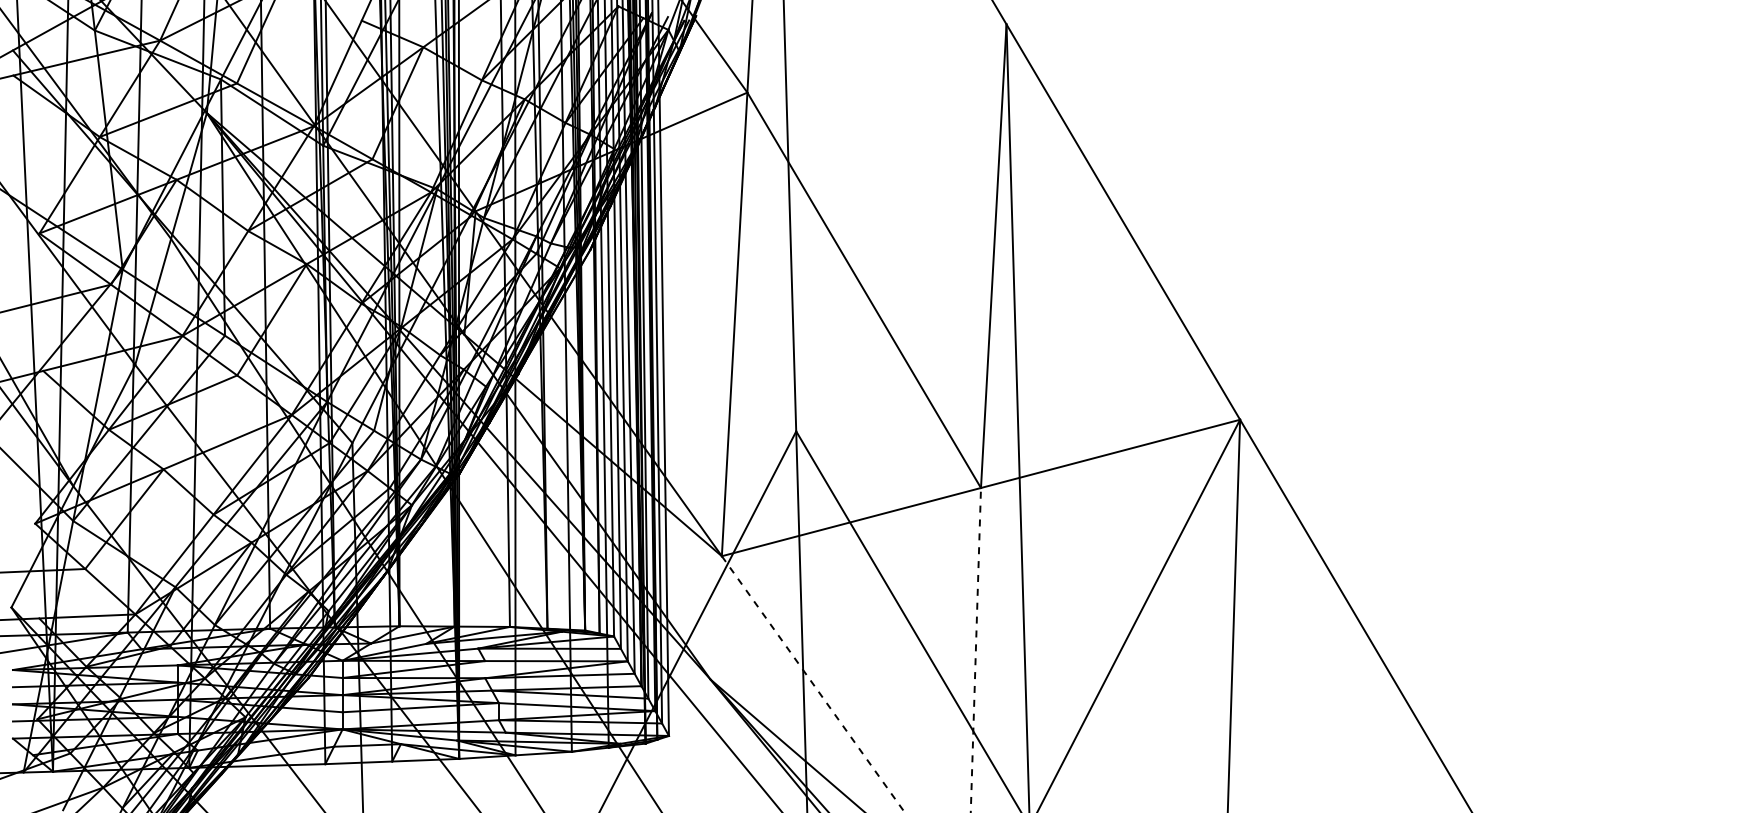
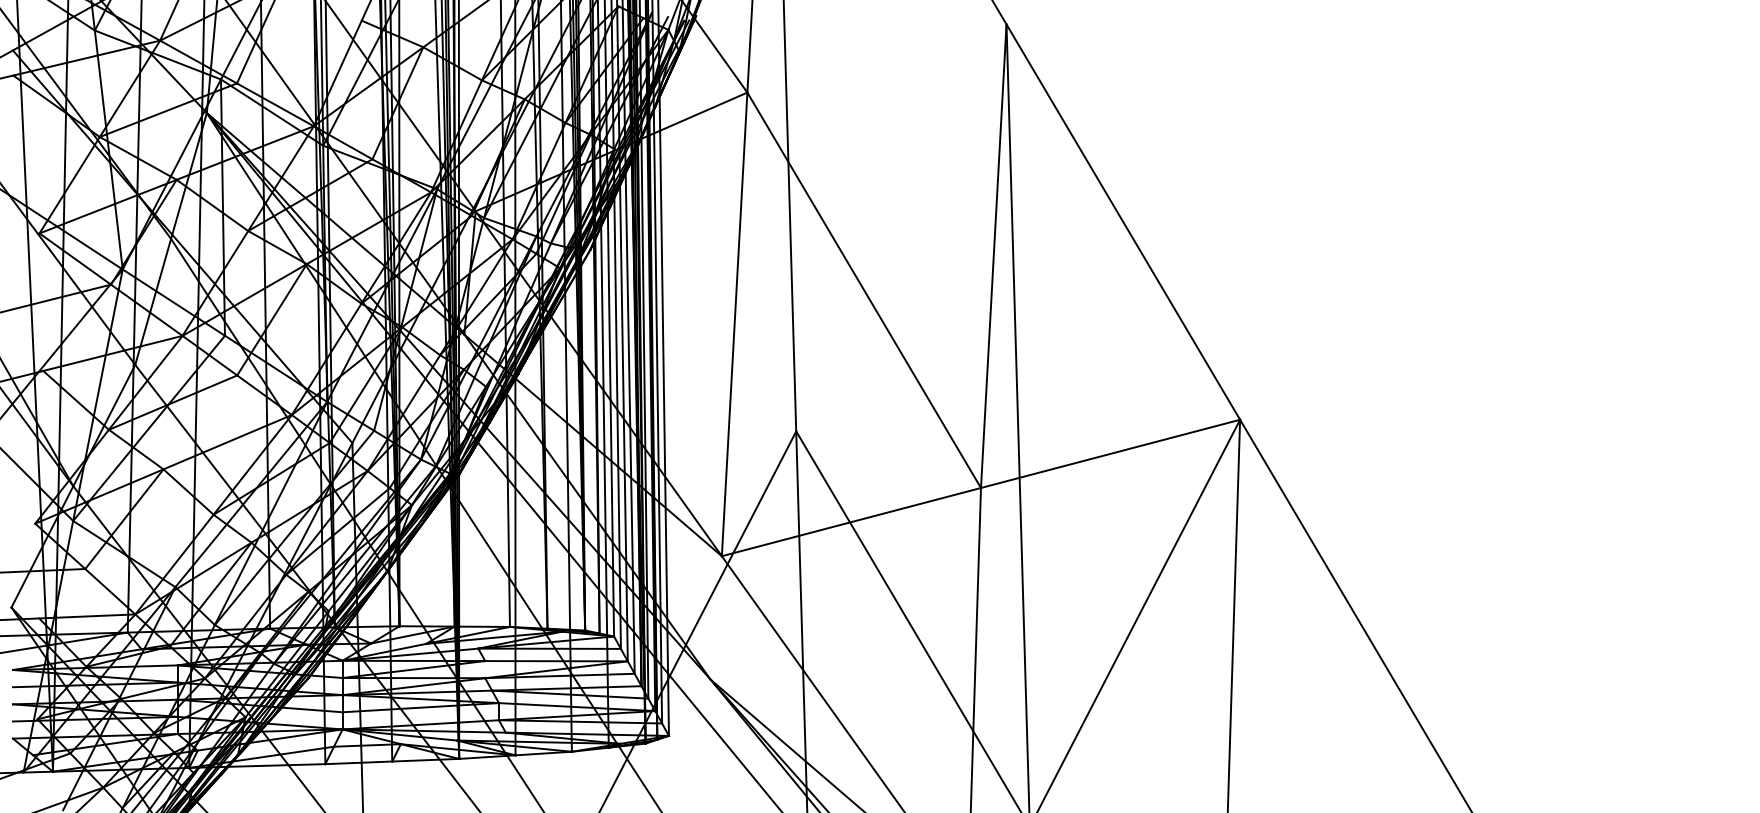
line: dashed -> solid (975, 649)
line: dashed -> solid (813, 684)
